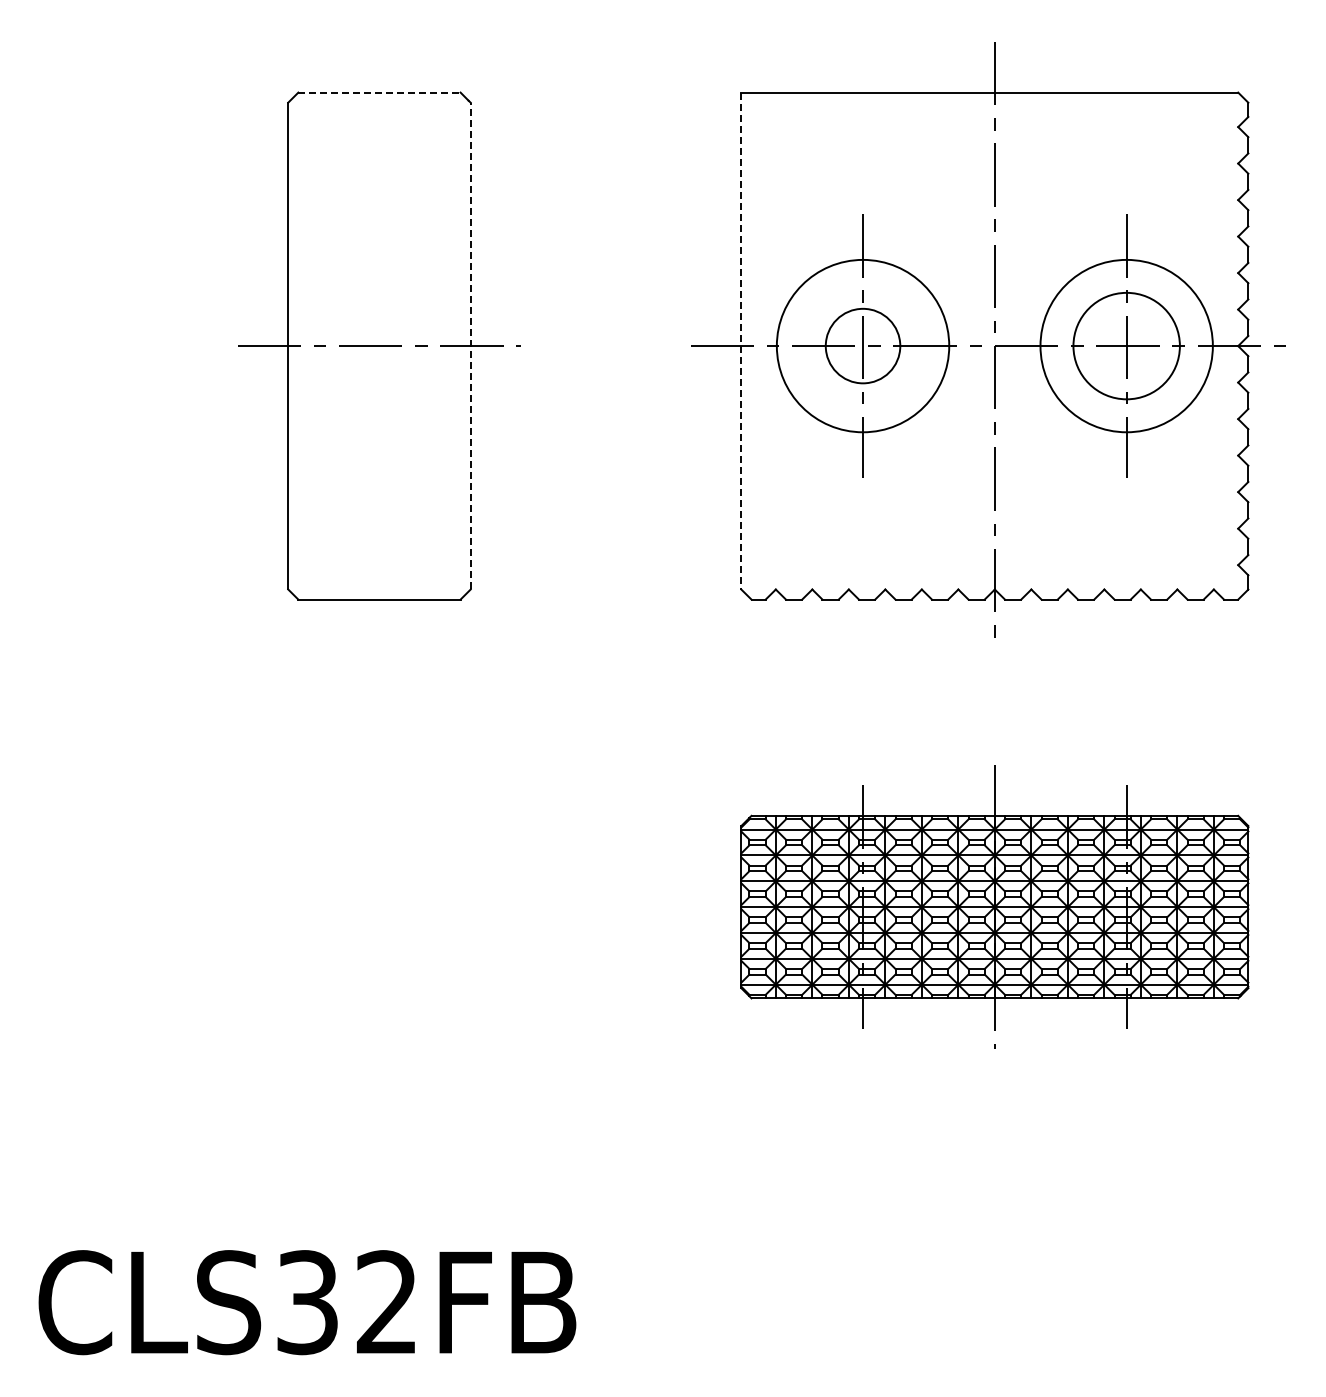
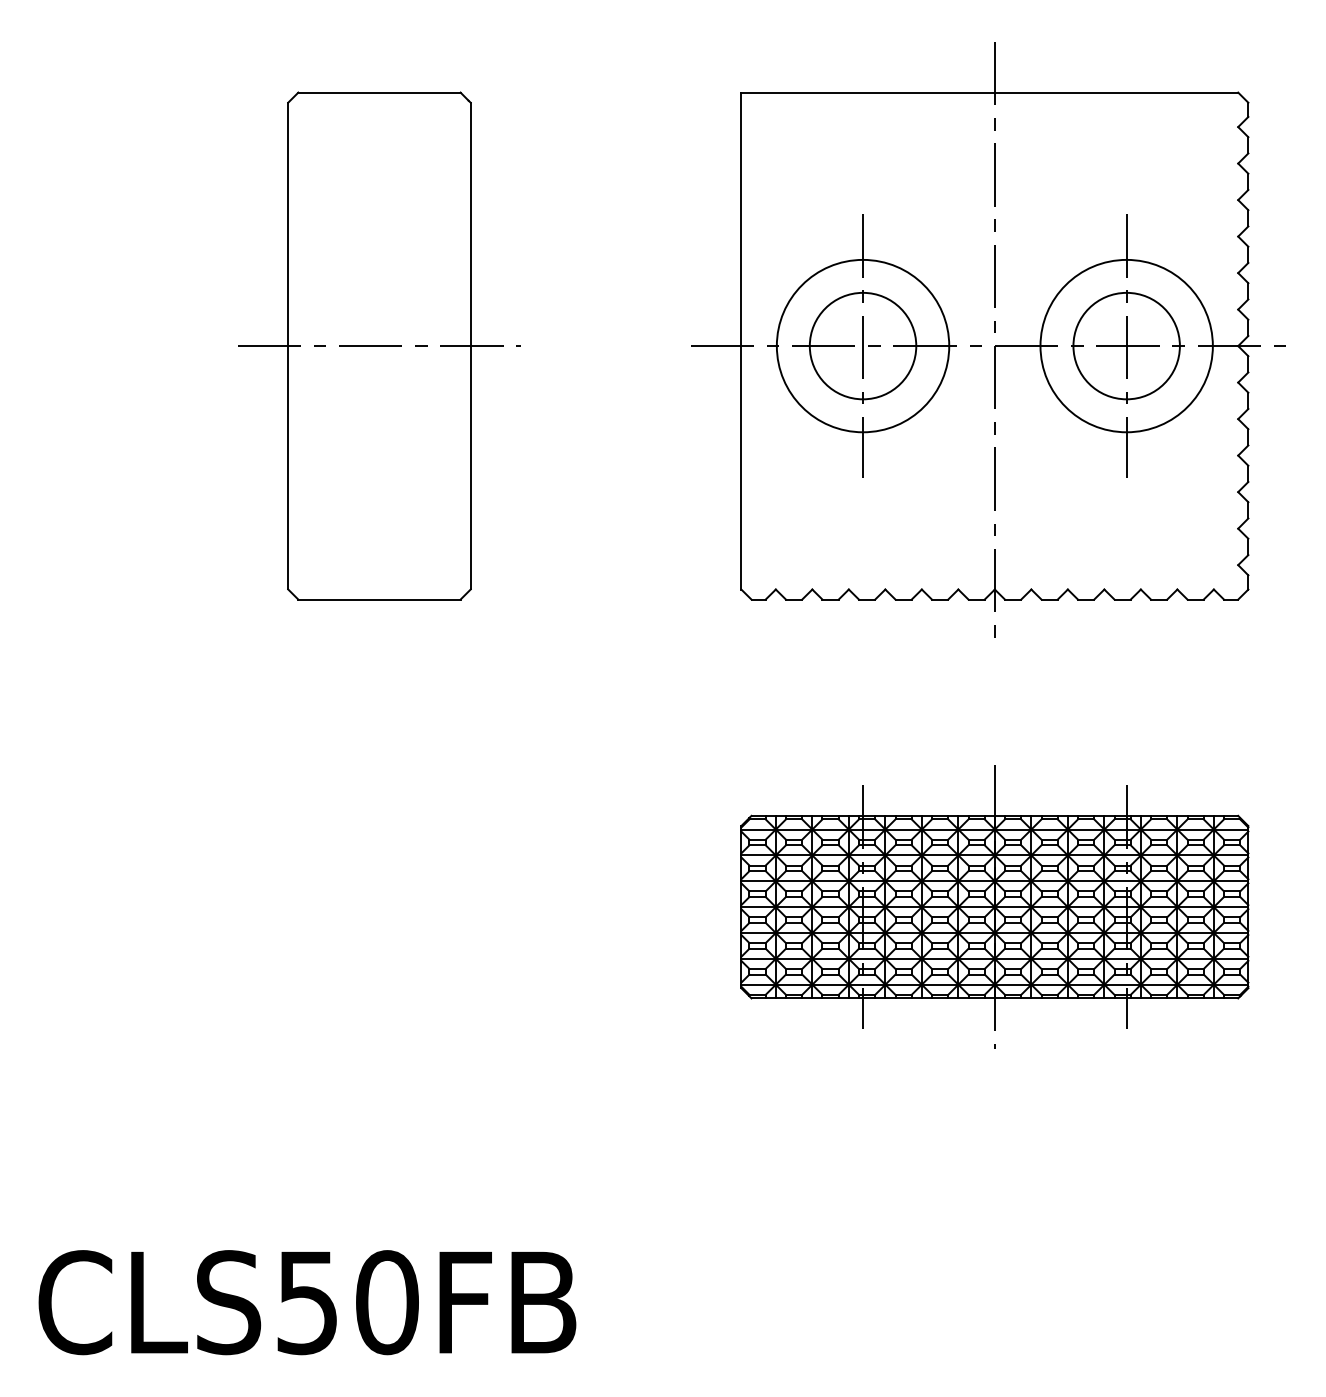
line: dashed -> solid (379, 92)
line: dashed -> solid (741, 341)
line: dashed -> solid (470, 345)
circle diameter: 75 px -> 106 px (862, 345)
text: CLS32FB -> CLS50FB (347, 1302)
